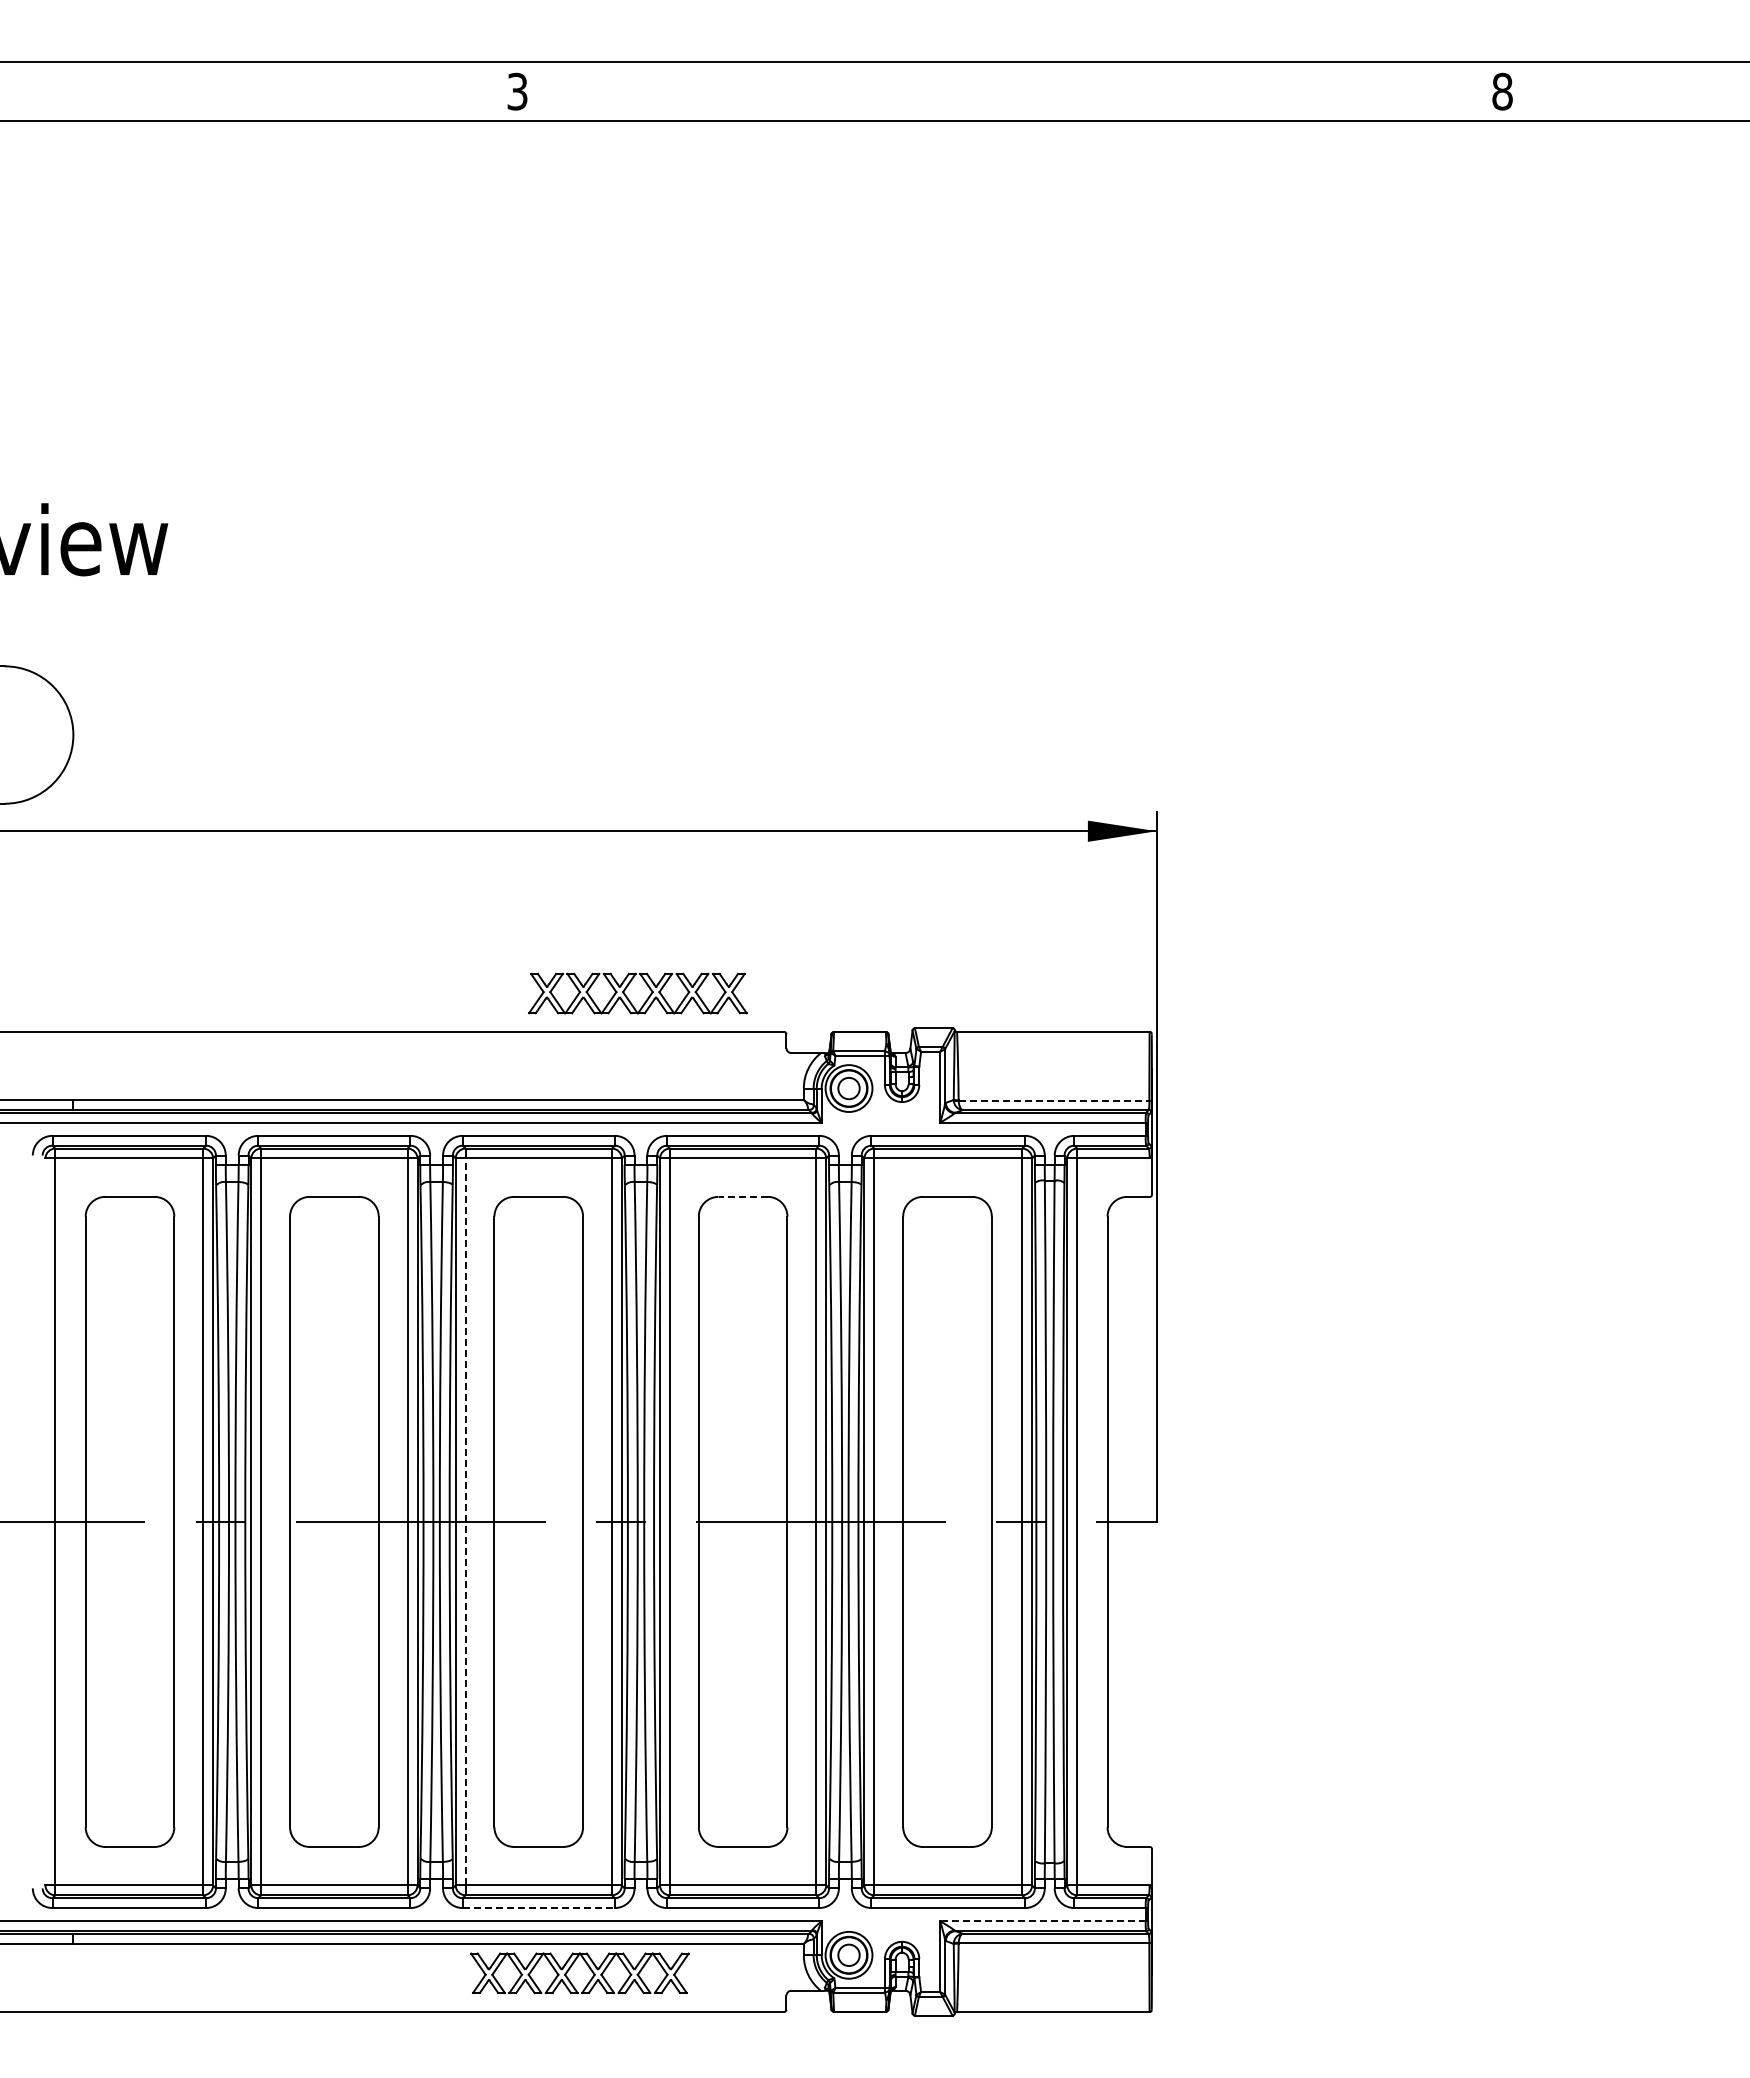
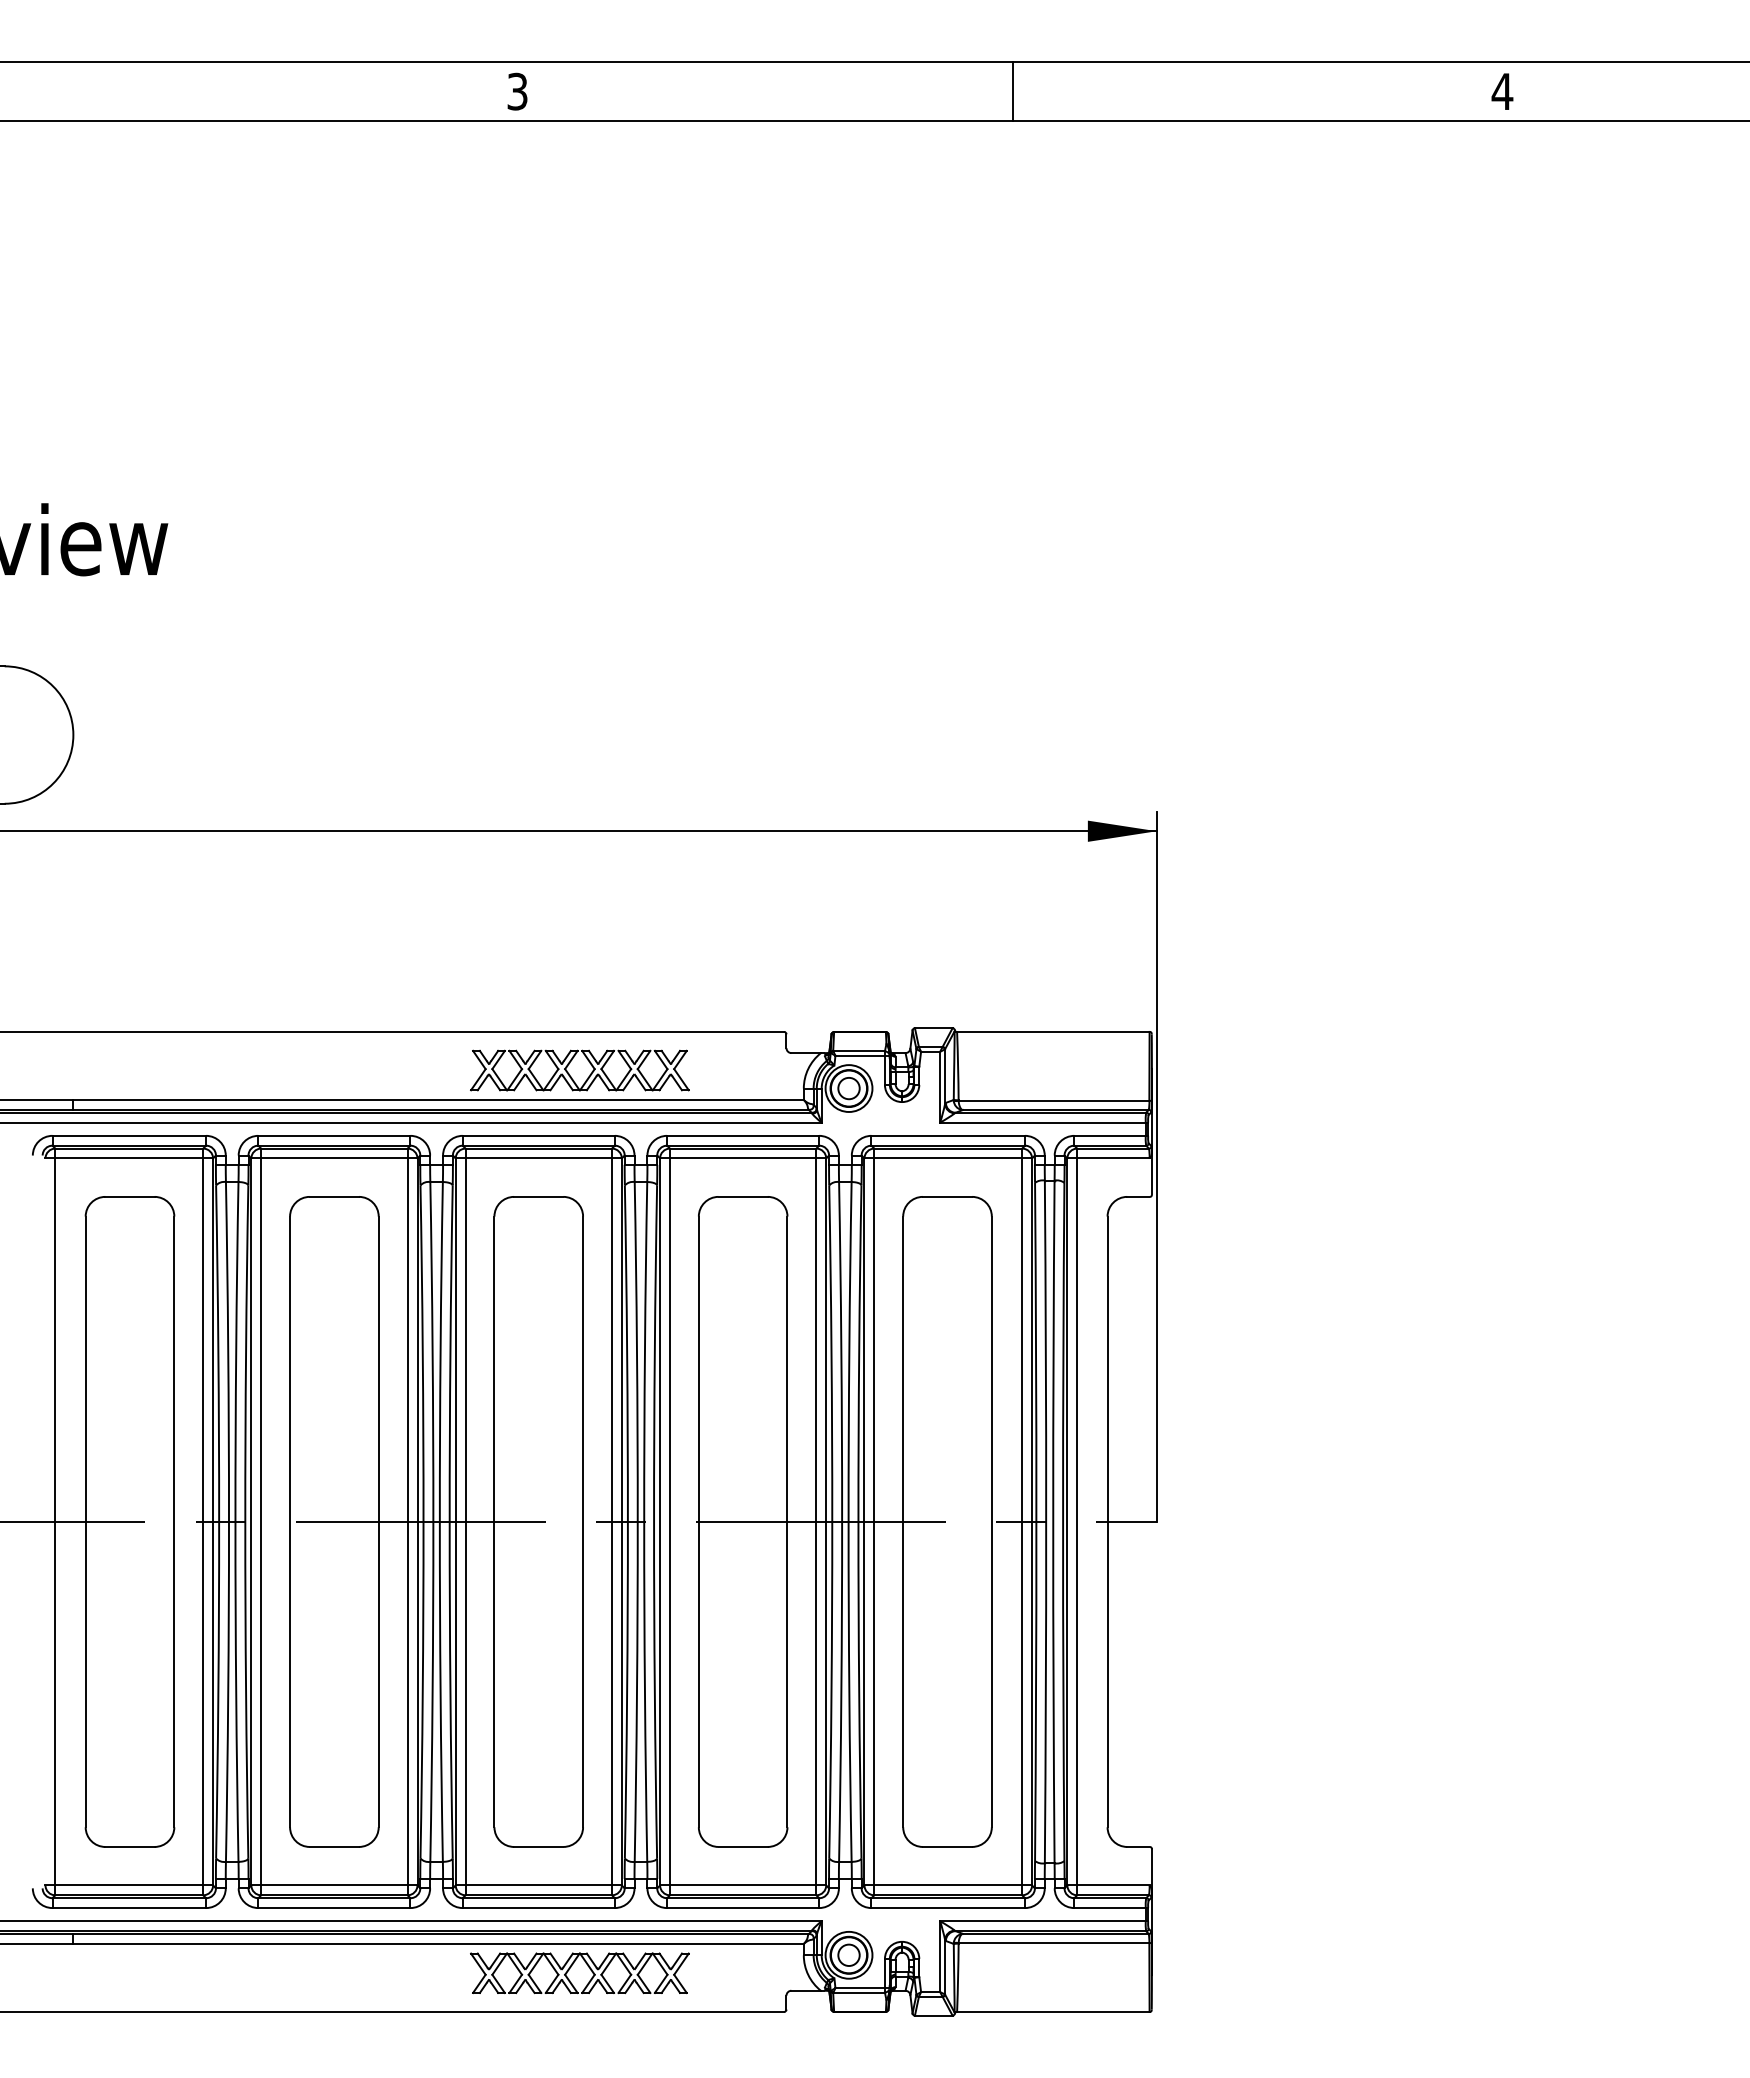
line: none -> present (1012, 91)
text: 8 -> 4 (1502, 91)
part position: (629, 999) -> (571, 1076) (571, 1076)
line: dashed -> solid (1054, 1100)
line: dashed -> solid (743, 1196)
line: dashed -> solid (465, 1521)
line: dashed -> solid (539, 1908)
line: dashed -> solid (1042, 1921)
